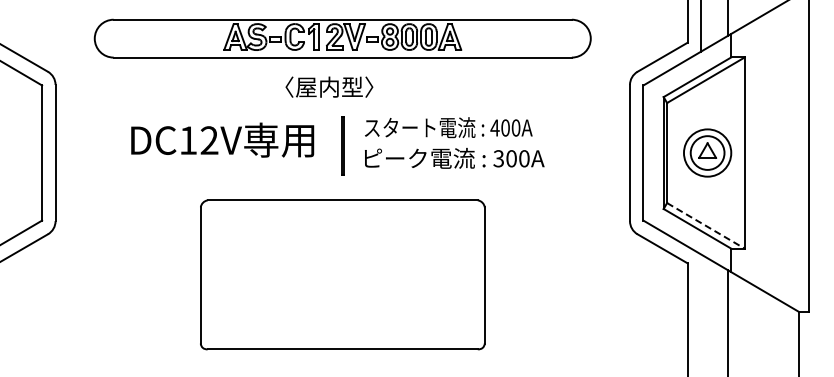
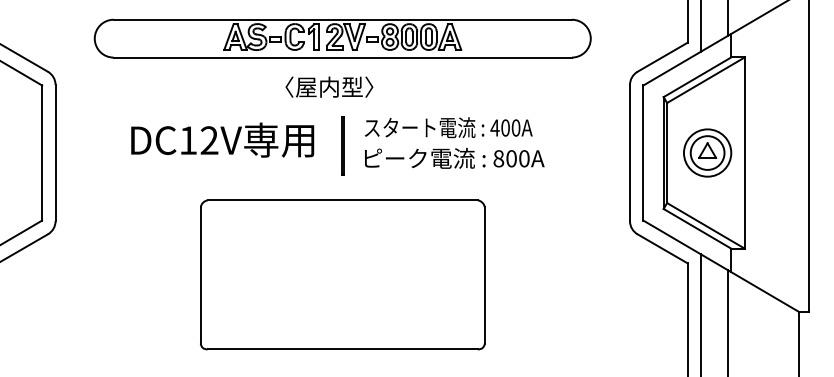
text: 300A -> 800A (498, 158)
line: dashed -> solid (706, 226)
line: none -> present (700, 313)
